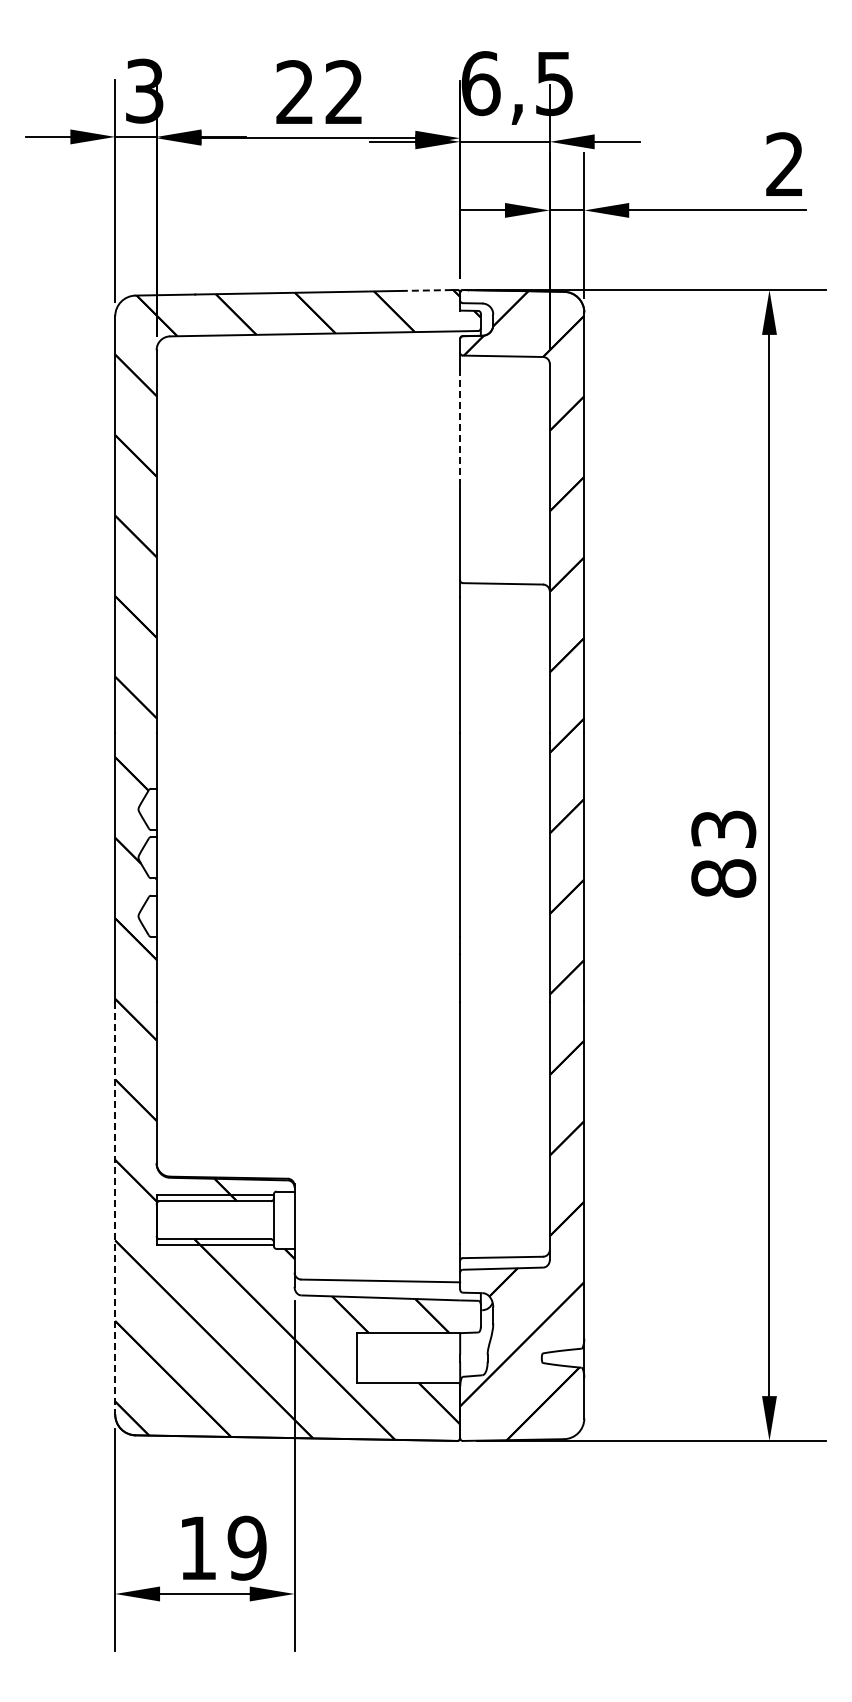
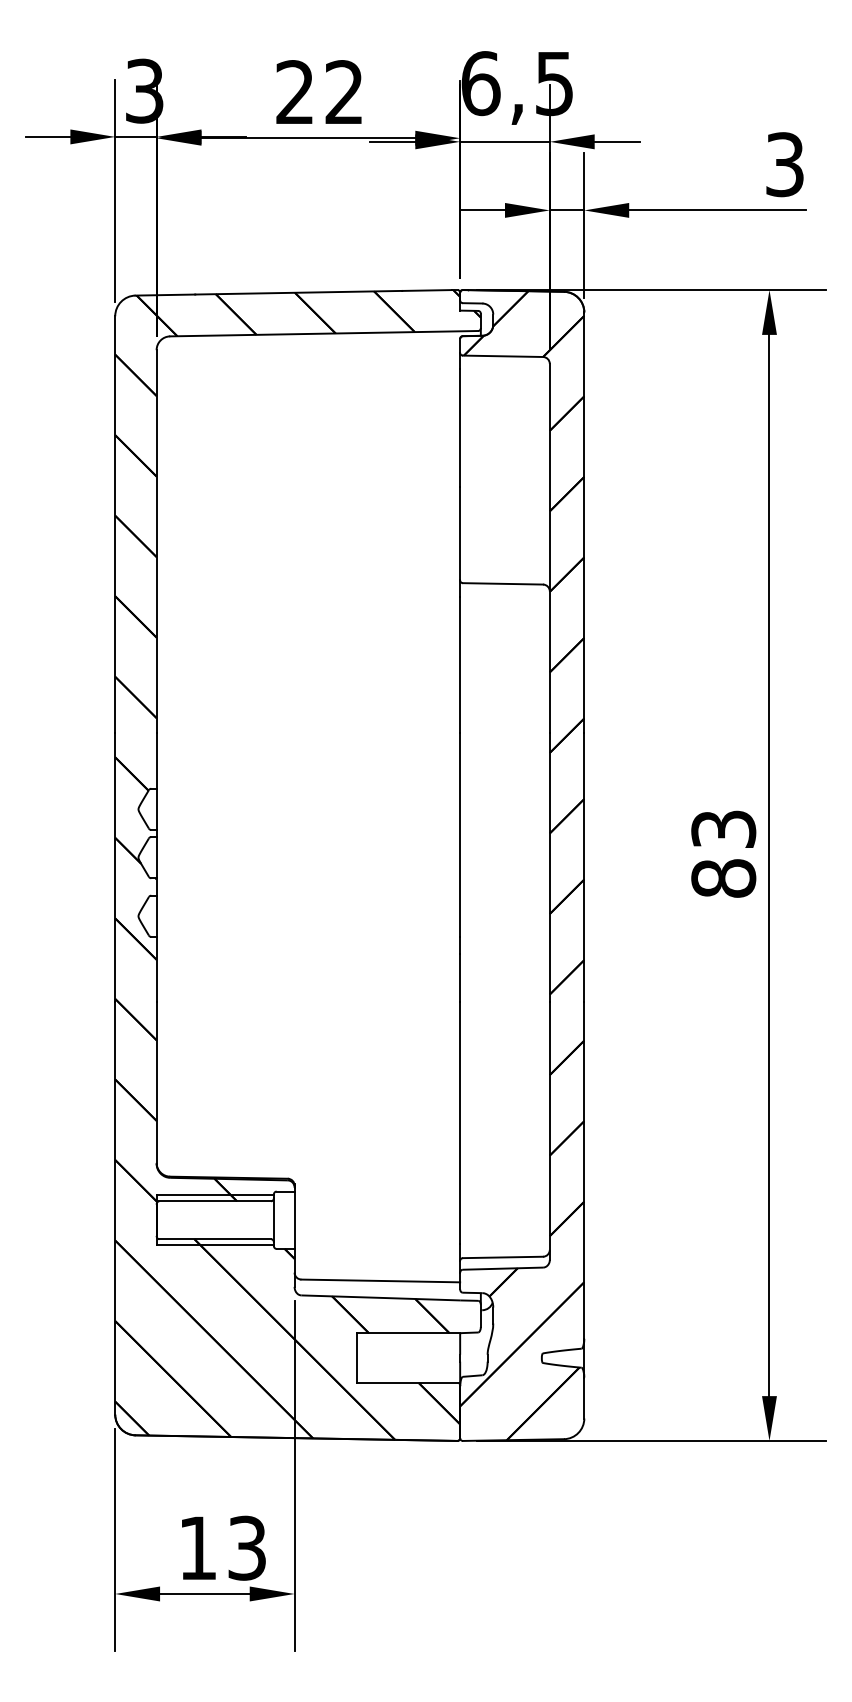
text: 2 -> 3 (784, 164)
line: dashed -> solid (427, 290)
line: dashed -> solid (460, 427)
line: dashed -> solid (115, 1208)
text: 19 -> 13 (246, 1547)
